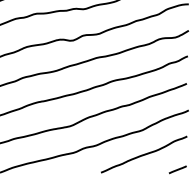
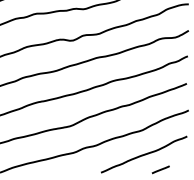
line position: (177, 169) -> (160, 169) (160, 169)
